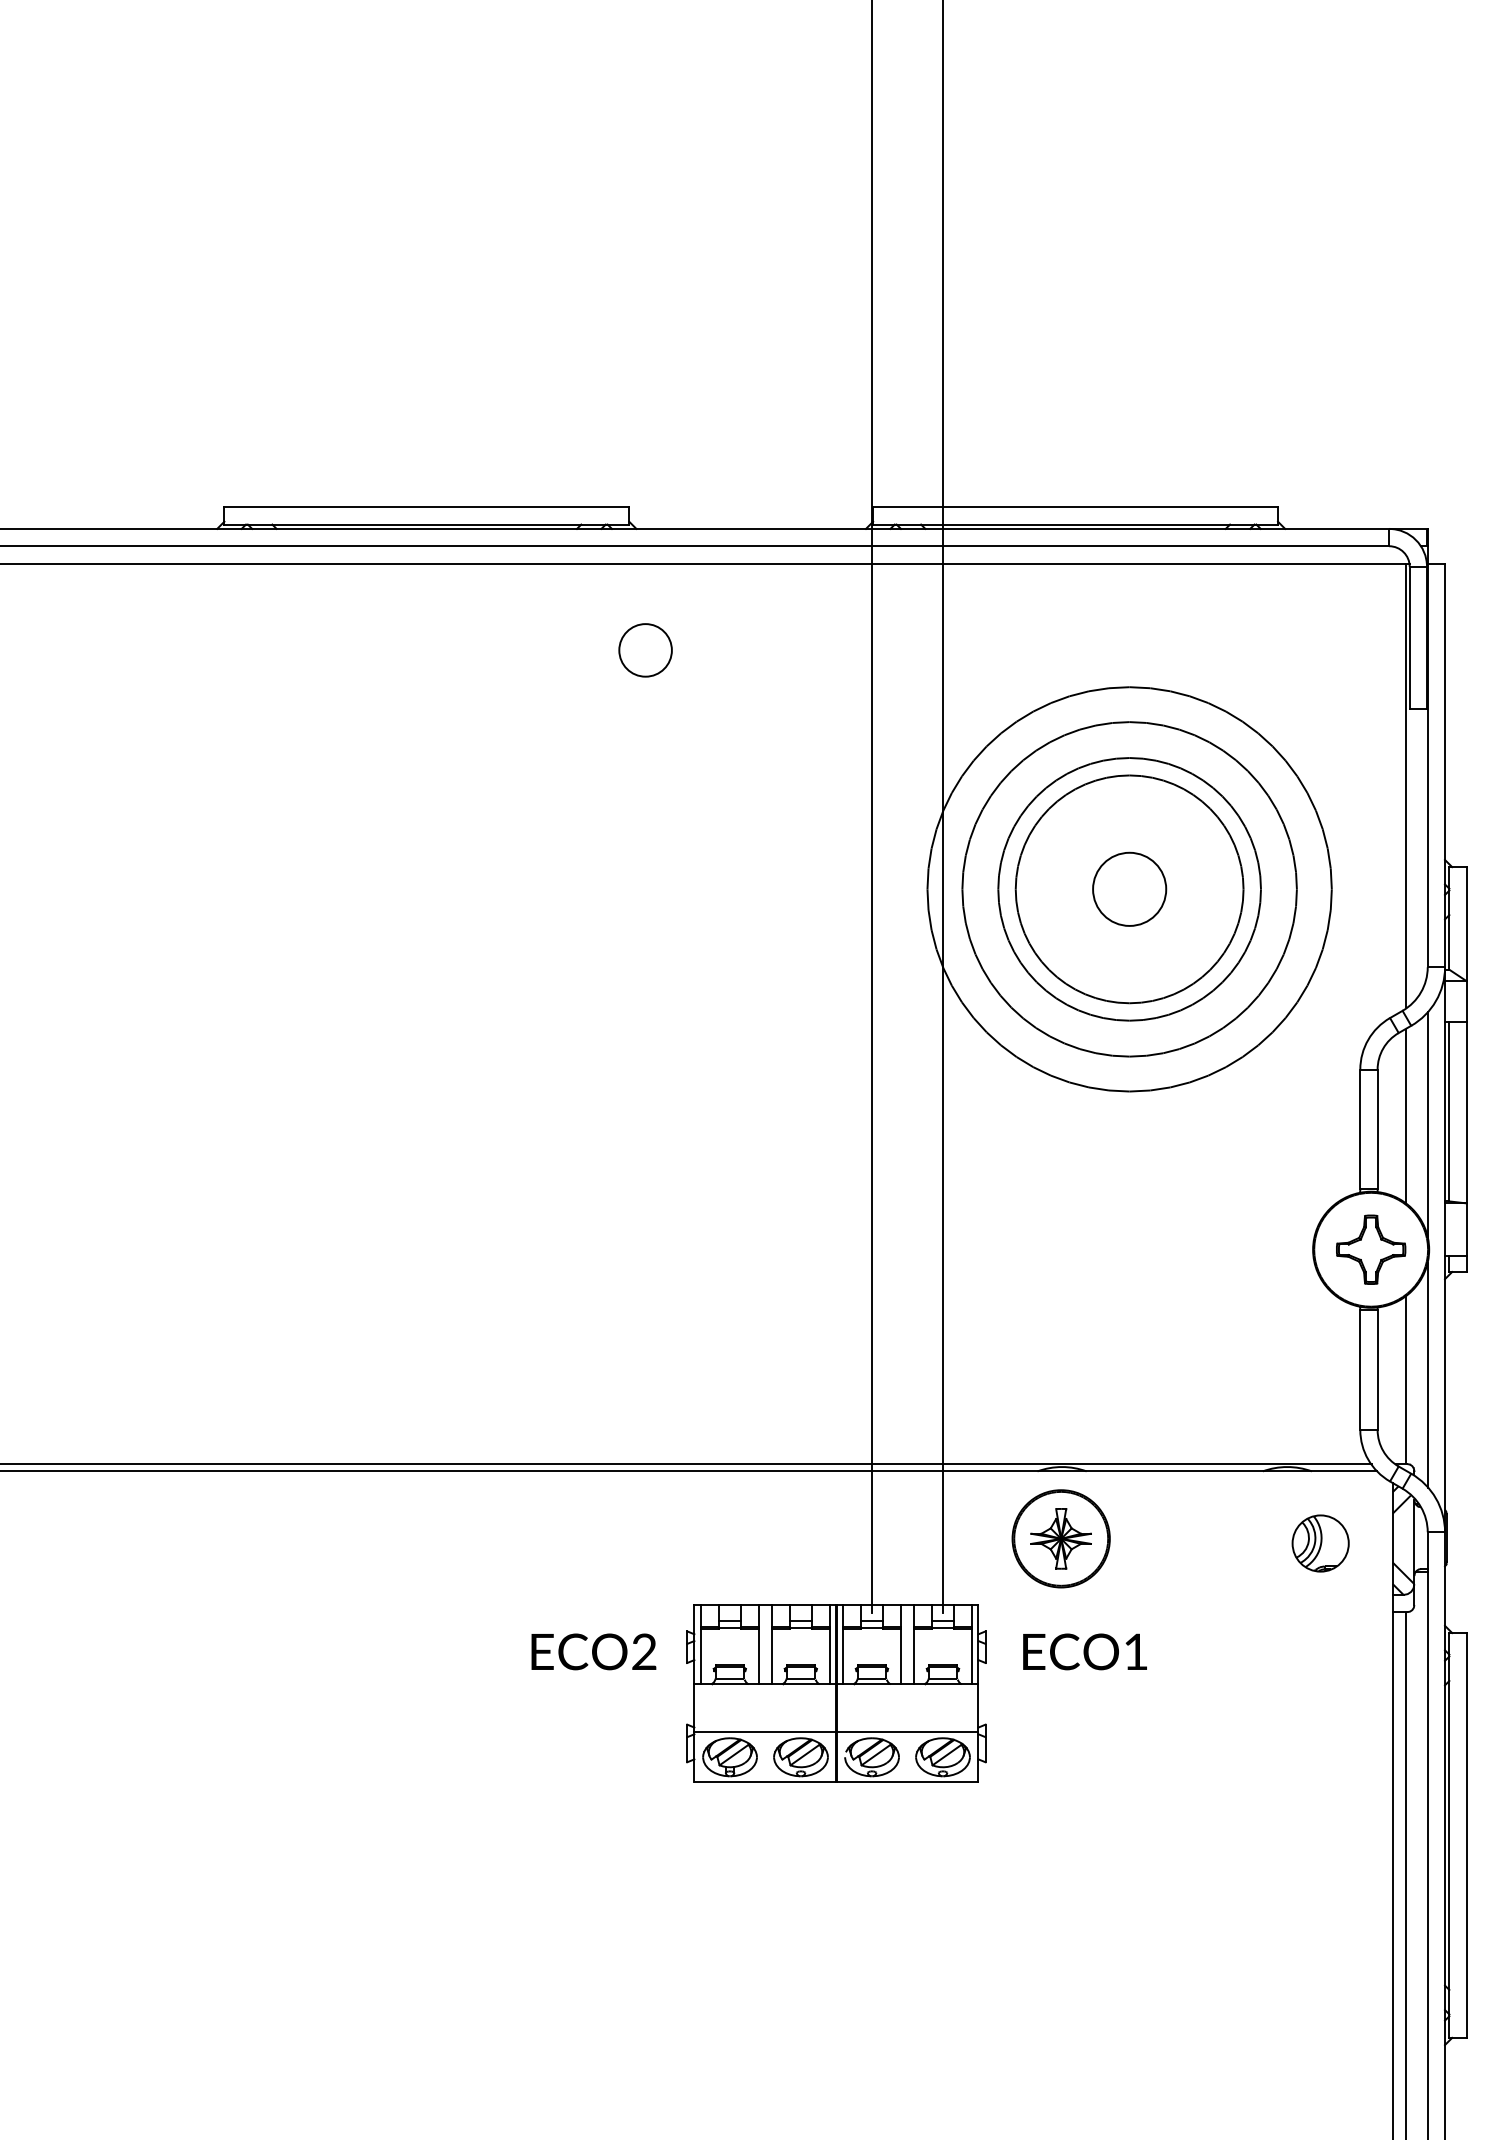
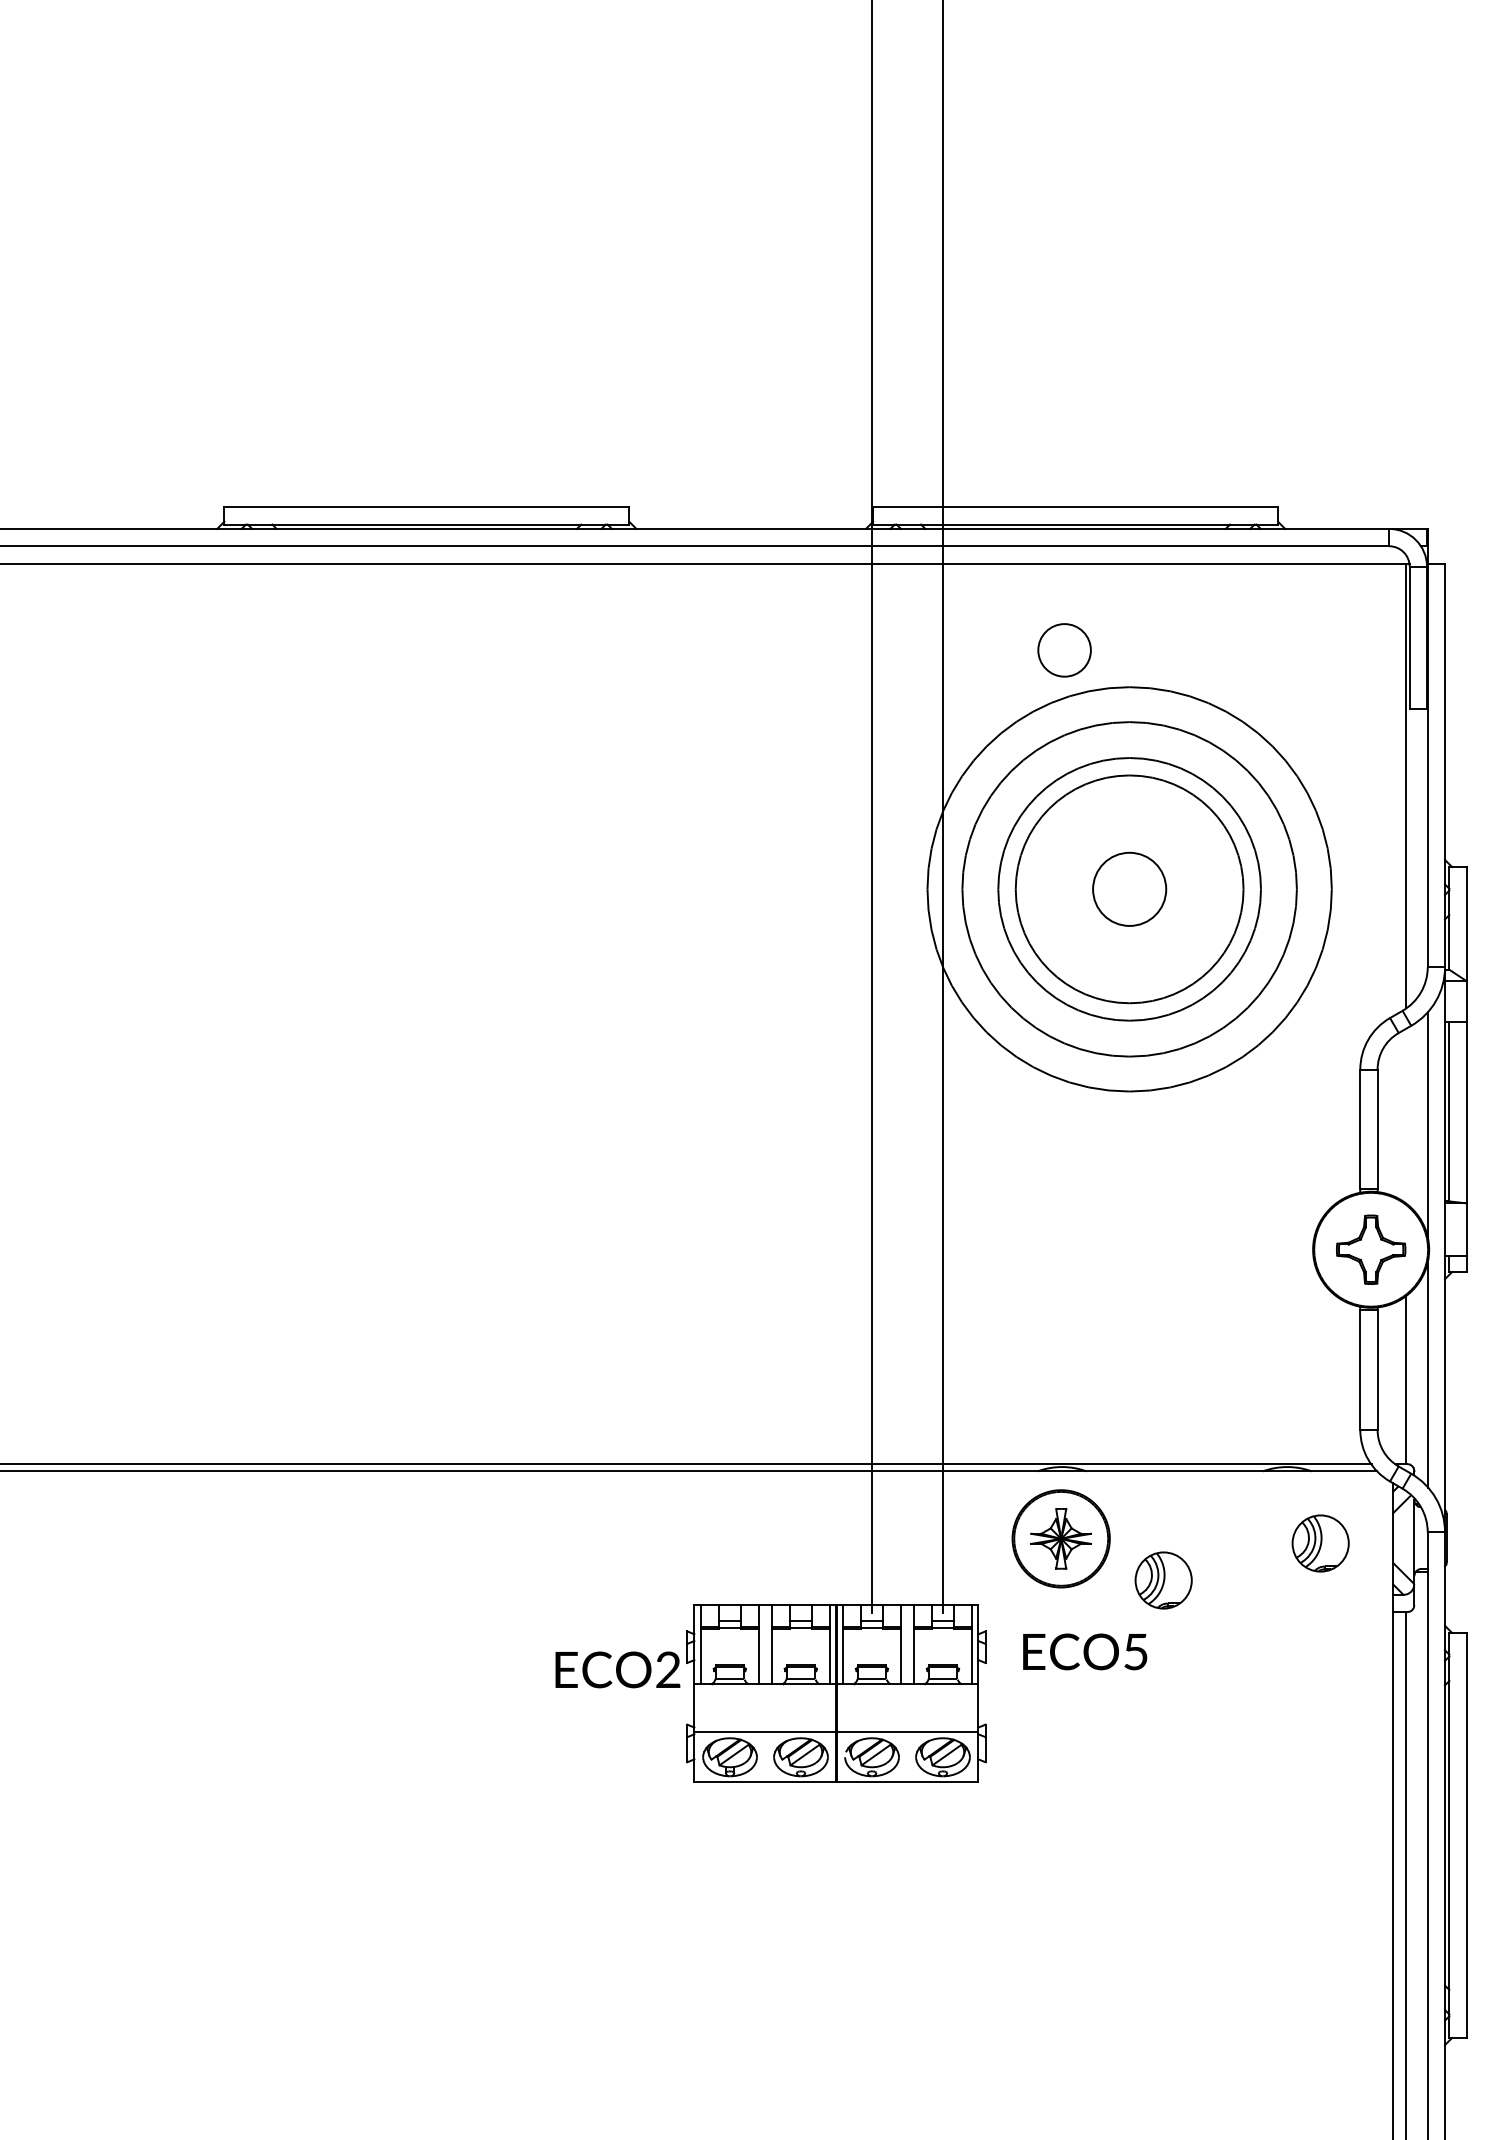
circle position: (645, 650) -> (1064, 650) (1064, 650)
line: present -> none (1406, 1115)
part: none -> present (1163, 1580)
text position: (593, 1651) -> (617, 1669) (617, 1669)
text: ECO1 -> ECO5 (1135, 1652)
